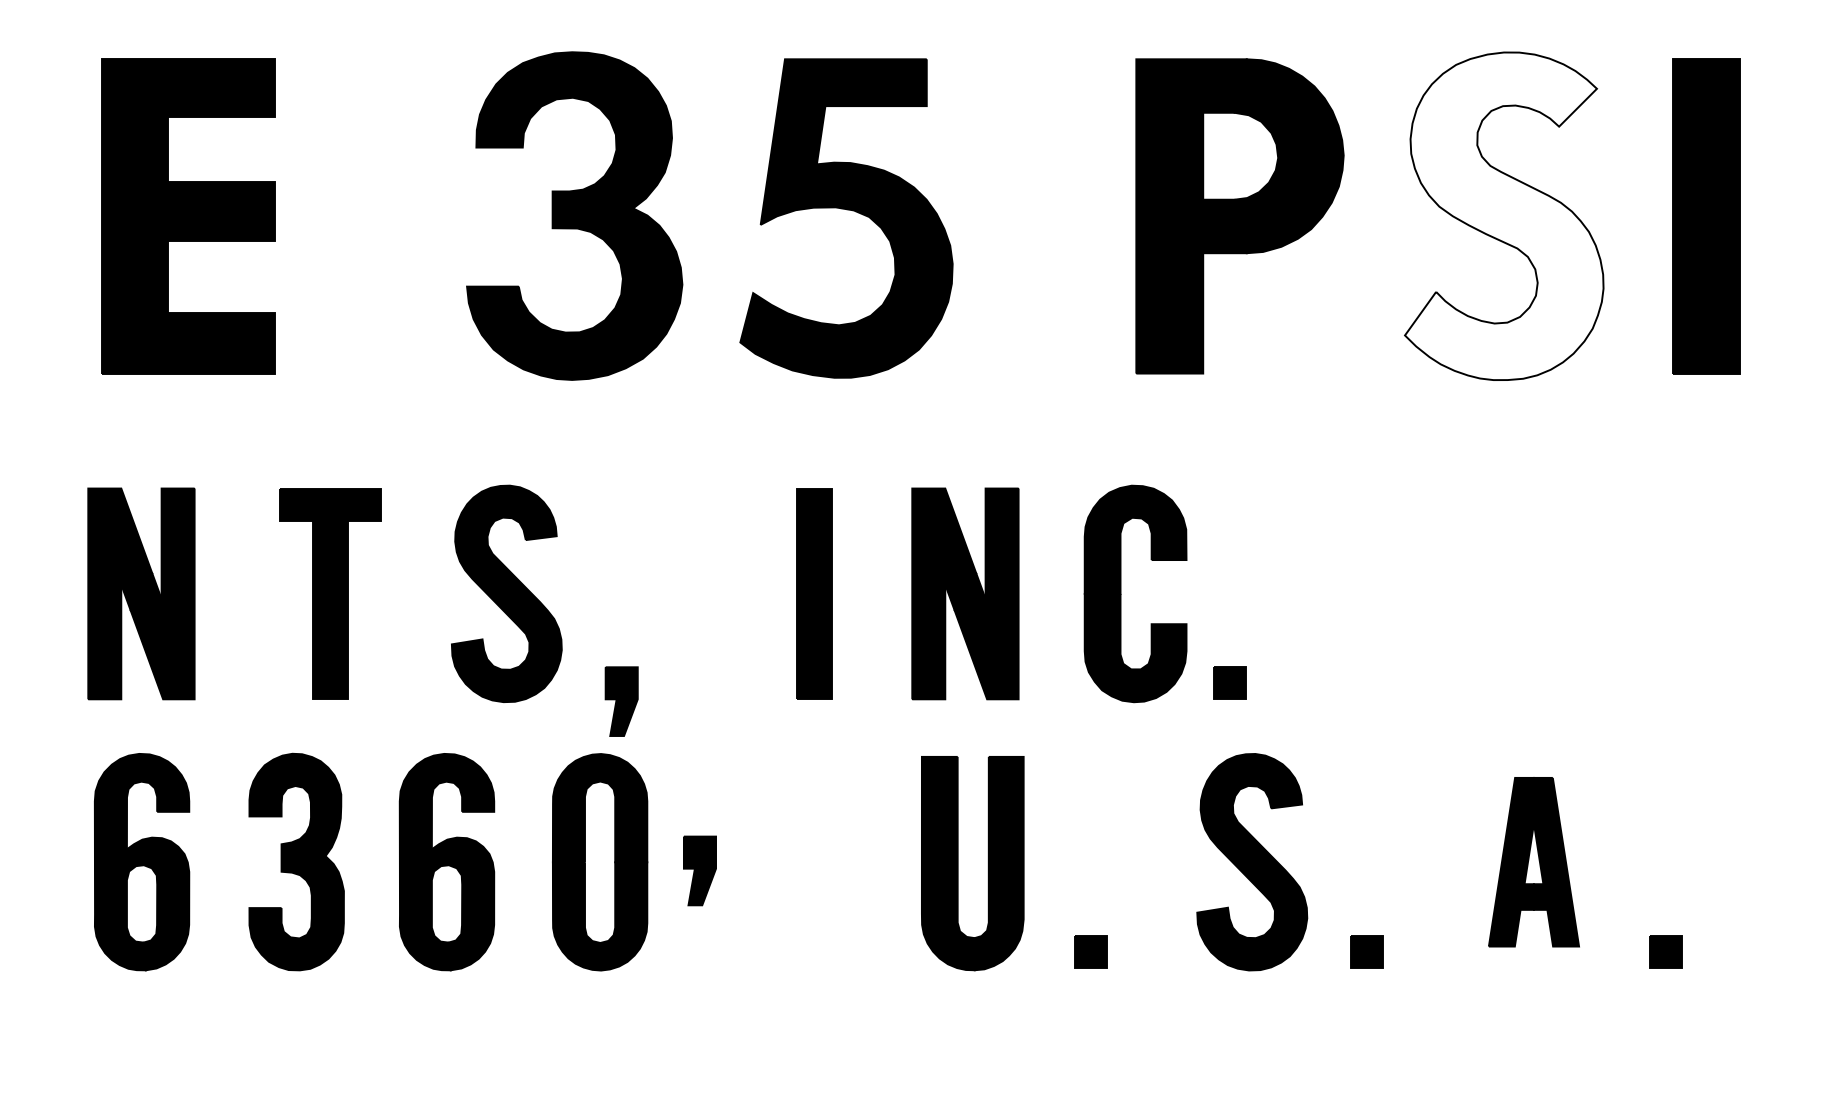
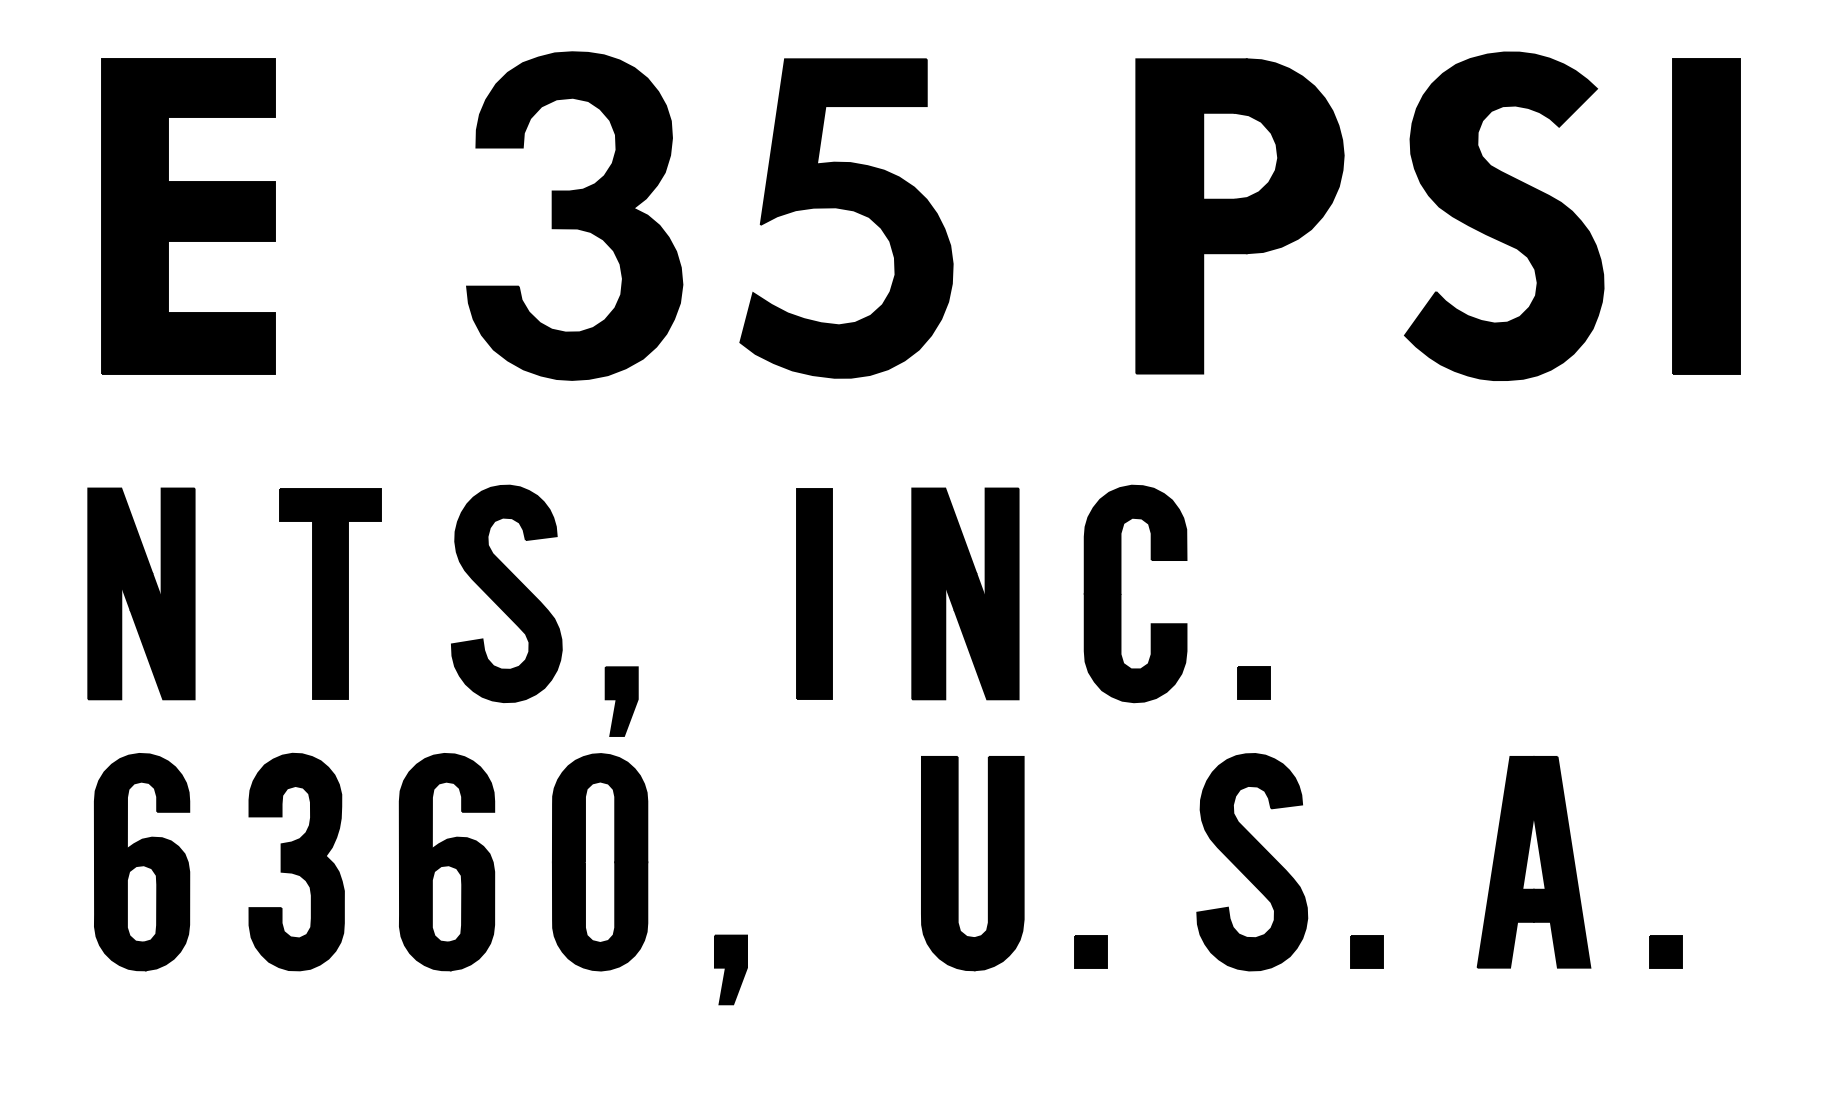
fill: none -> present (1503, 216)
part position: (1229, 682) -> (1253, 682) (1253, 682)
part size: 92x171 px -> 116x214 px (1533, 861)
part position: (699, 870) -> (730, 969) (730, 969)
